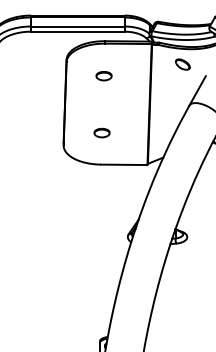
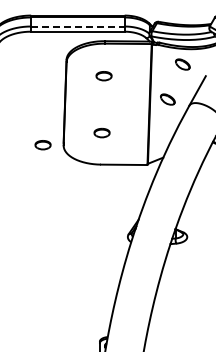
line: solid -> dashed (77, 26)
part: none -> present (167, 99)
part: none -> present (42, 145)
